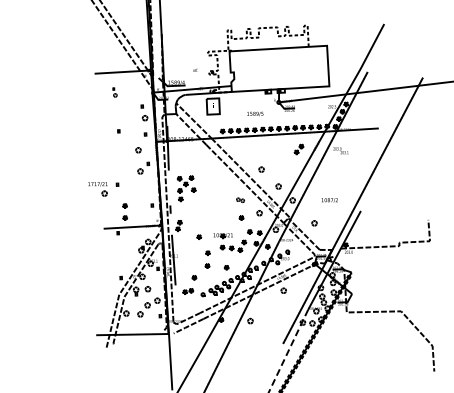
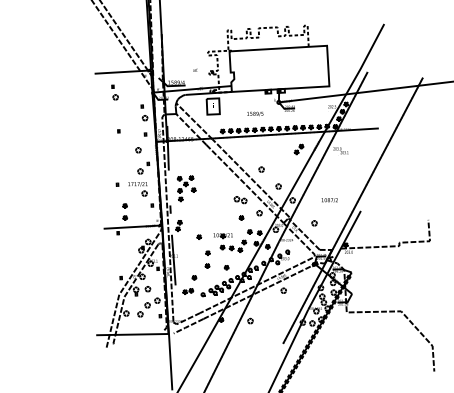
part size: 6x11 px -> 8x17 px (114, 92)
part position: (97, 189) -> (137, 189) (137, 189)
part size: 10x6 px -> 15x9 px (240, 200)
line: dashed -> solid (288, 351)
